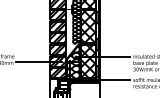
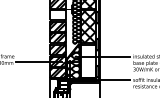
hatch: present -> none (57, 15)
hatch: present -> none (88, 61)
